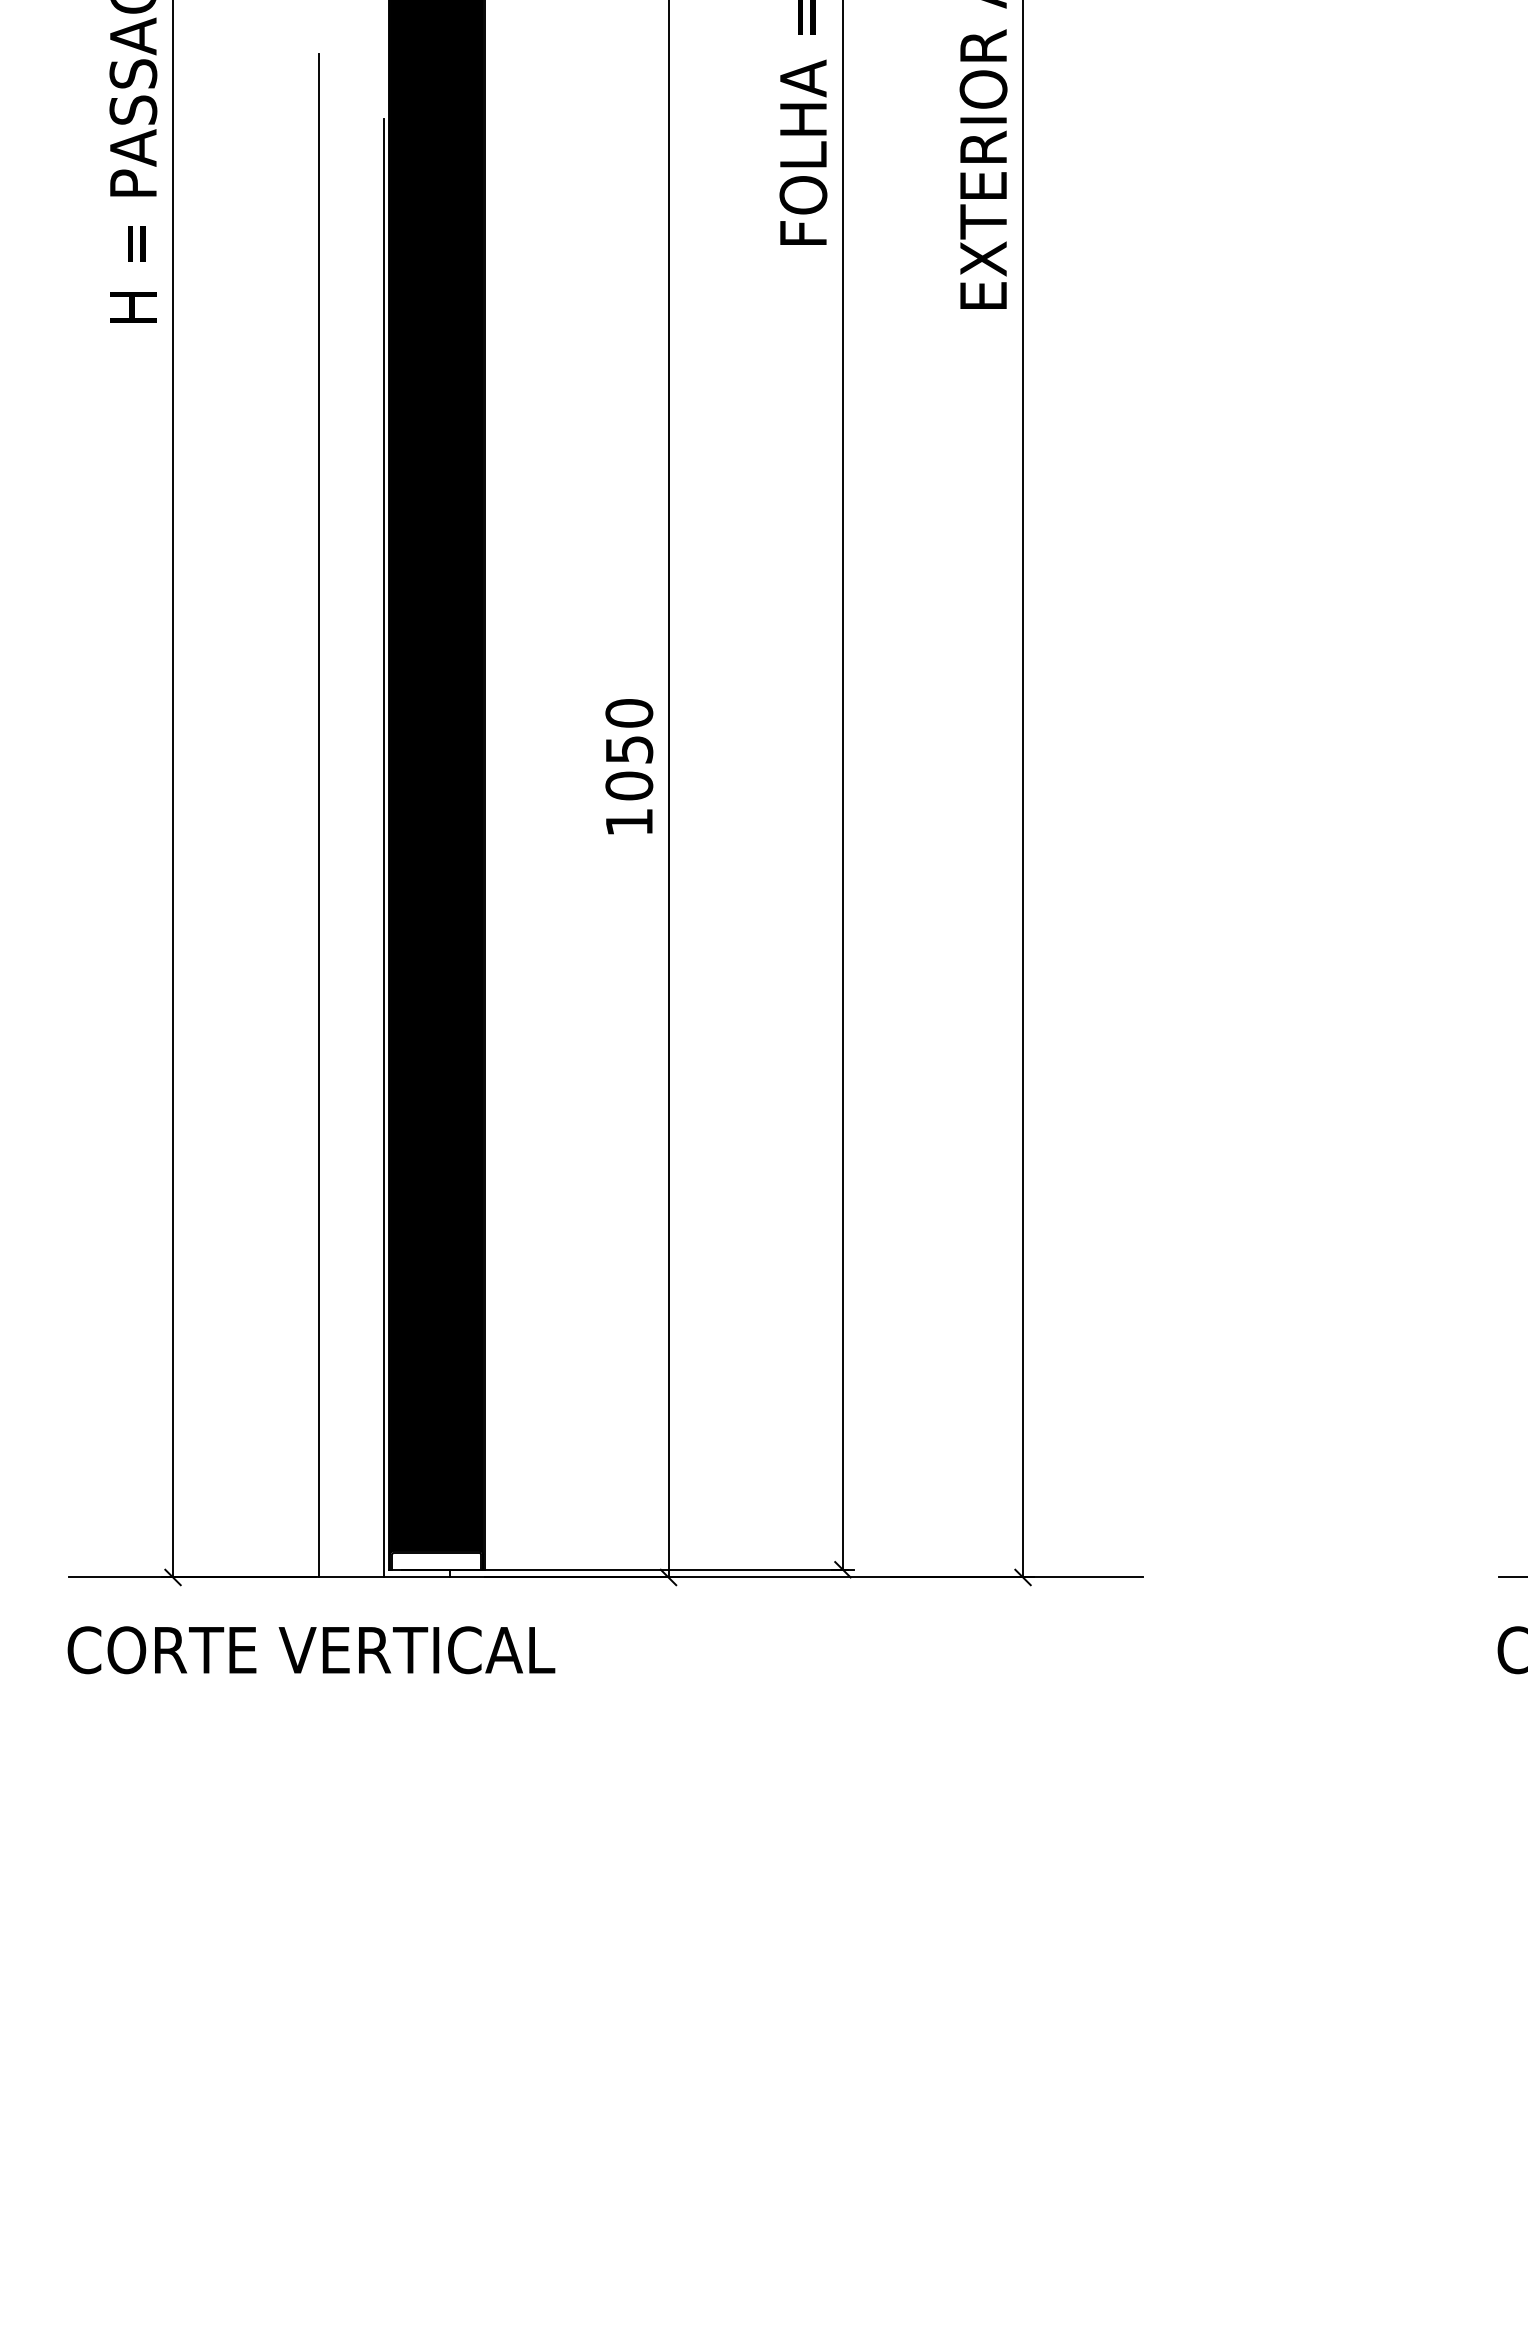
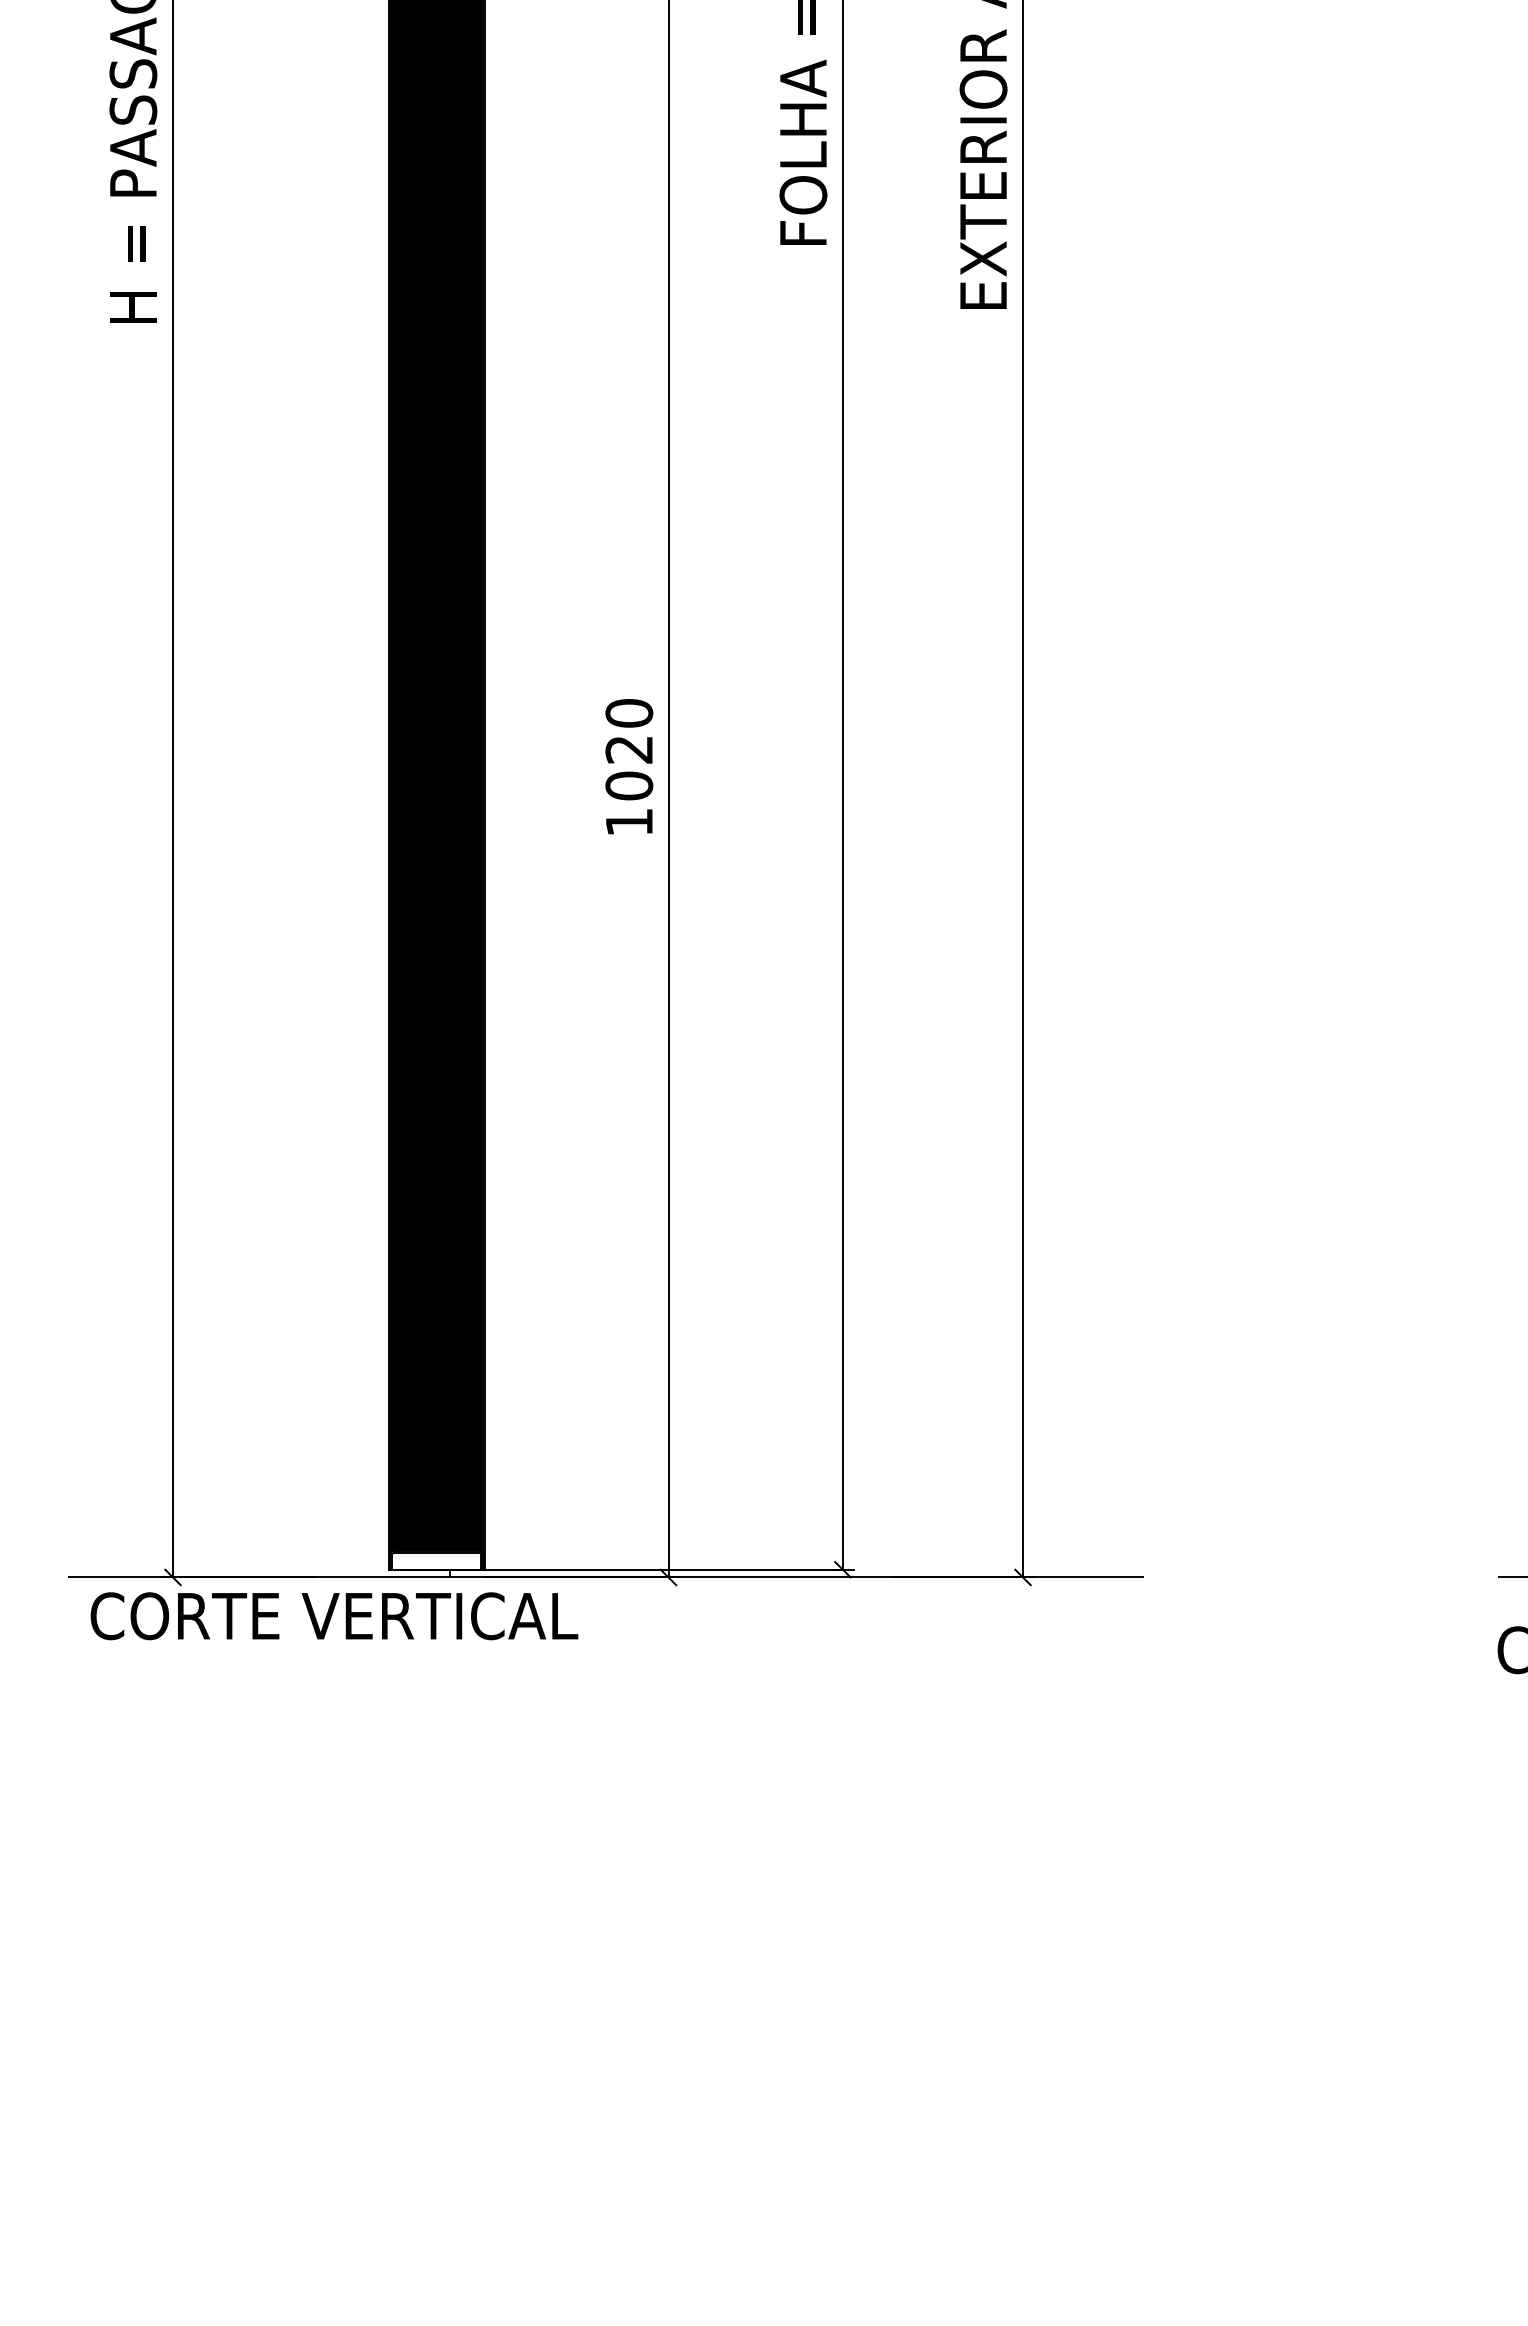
text: 1050 -> 1020 (629, 749)
line: present -> none (318, 815)
line: present -> none (383, 847)
text position: (311, 1650) -> (334, 1616) (334, 1616)
